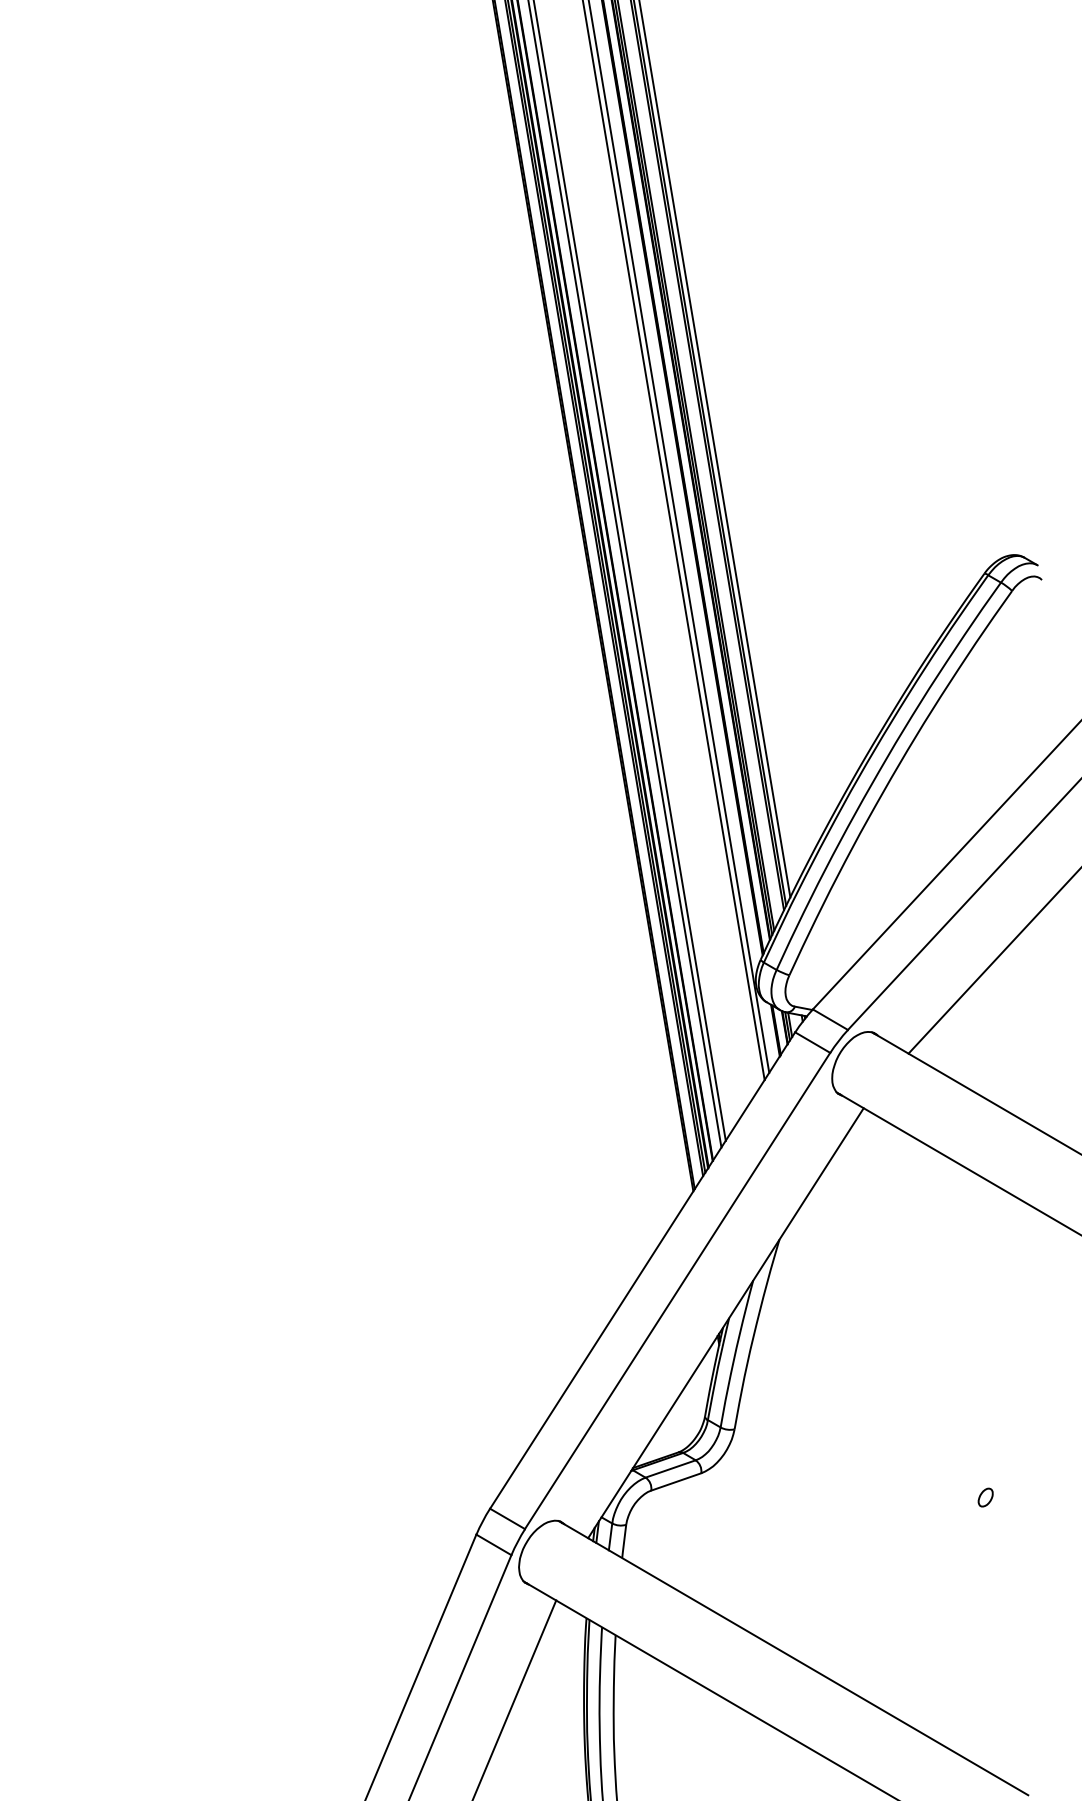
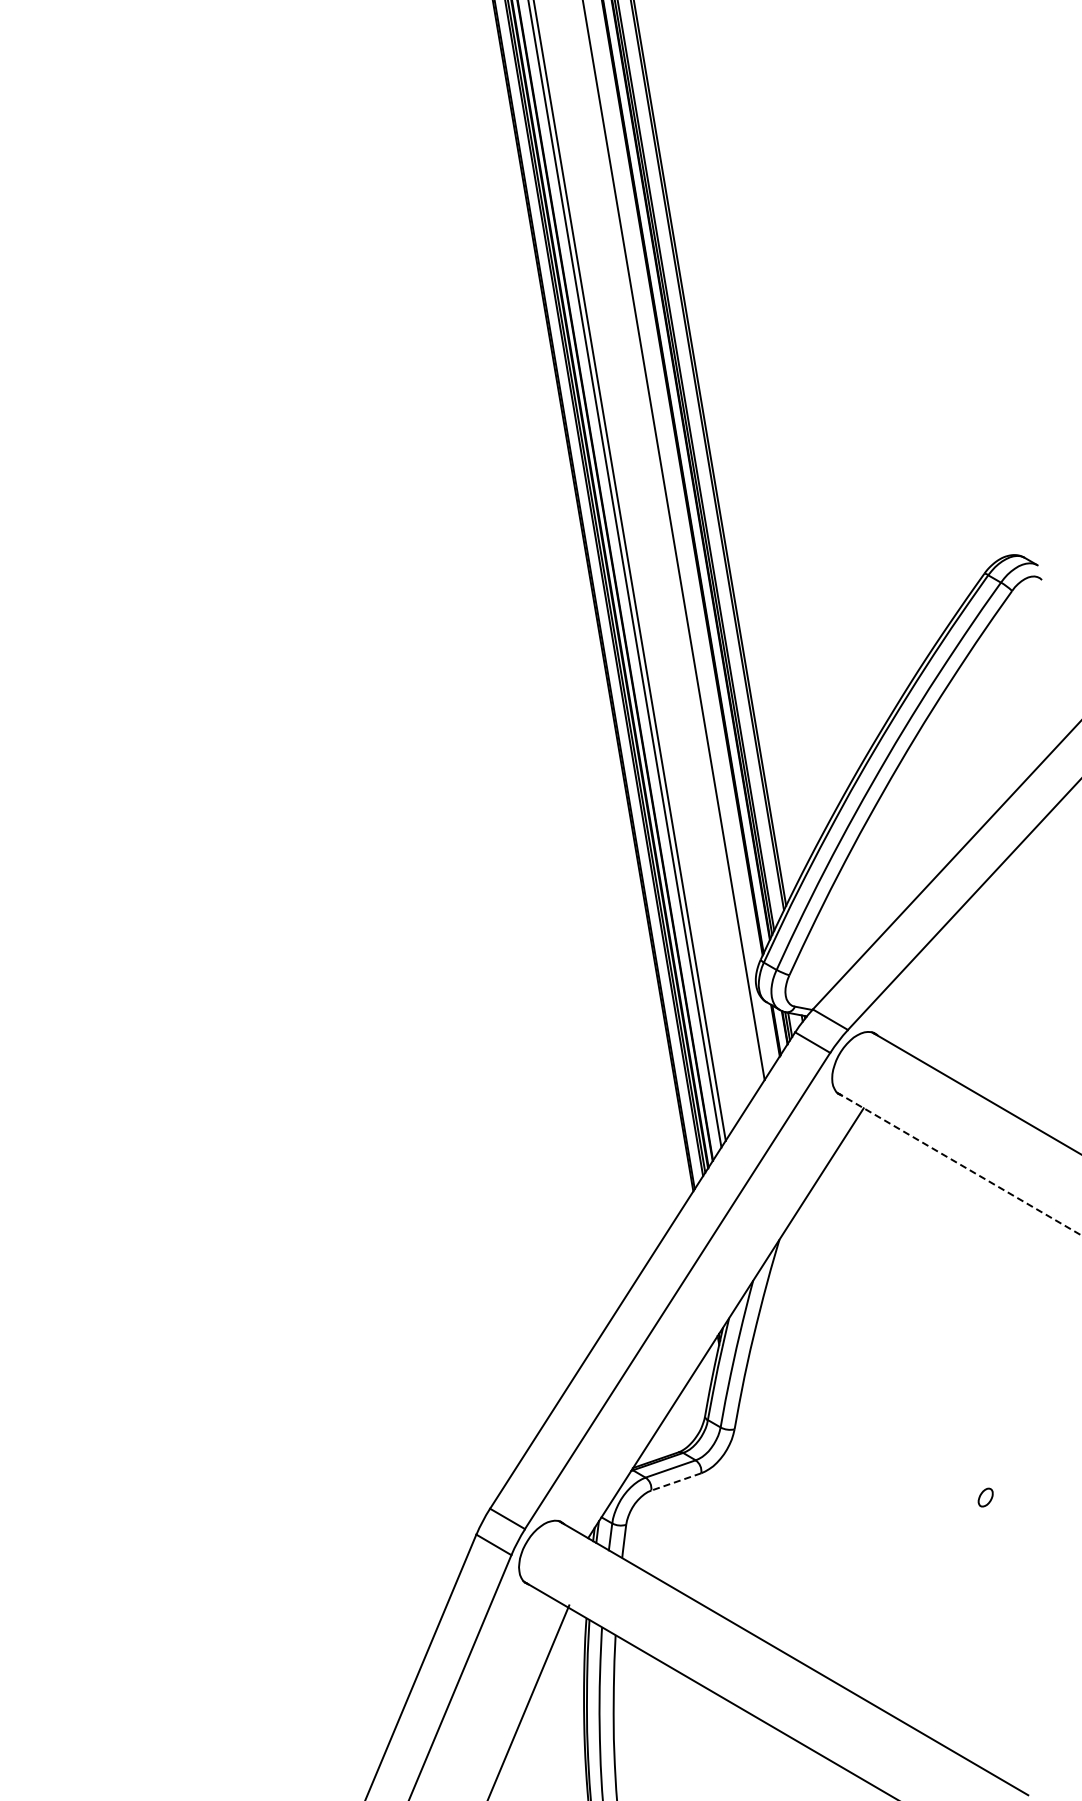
line: present -> none (714, 449)
line: present -> none (679, 537)
line: present -> none (993, 961)
line: solid -> dashed (959, 1164)
line: solid -> dashed (675, 1482)
line position: (515, 1698) -> (528, 1701) (528, 1701)
